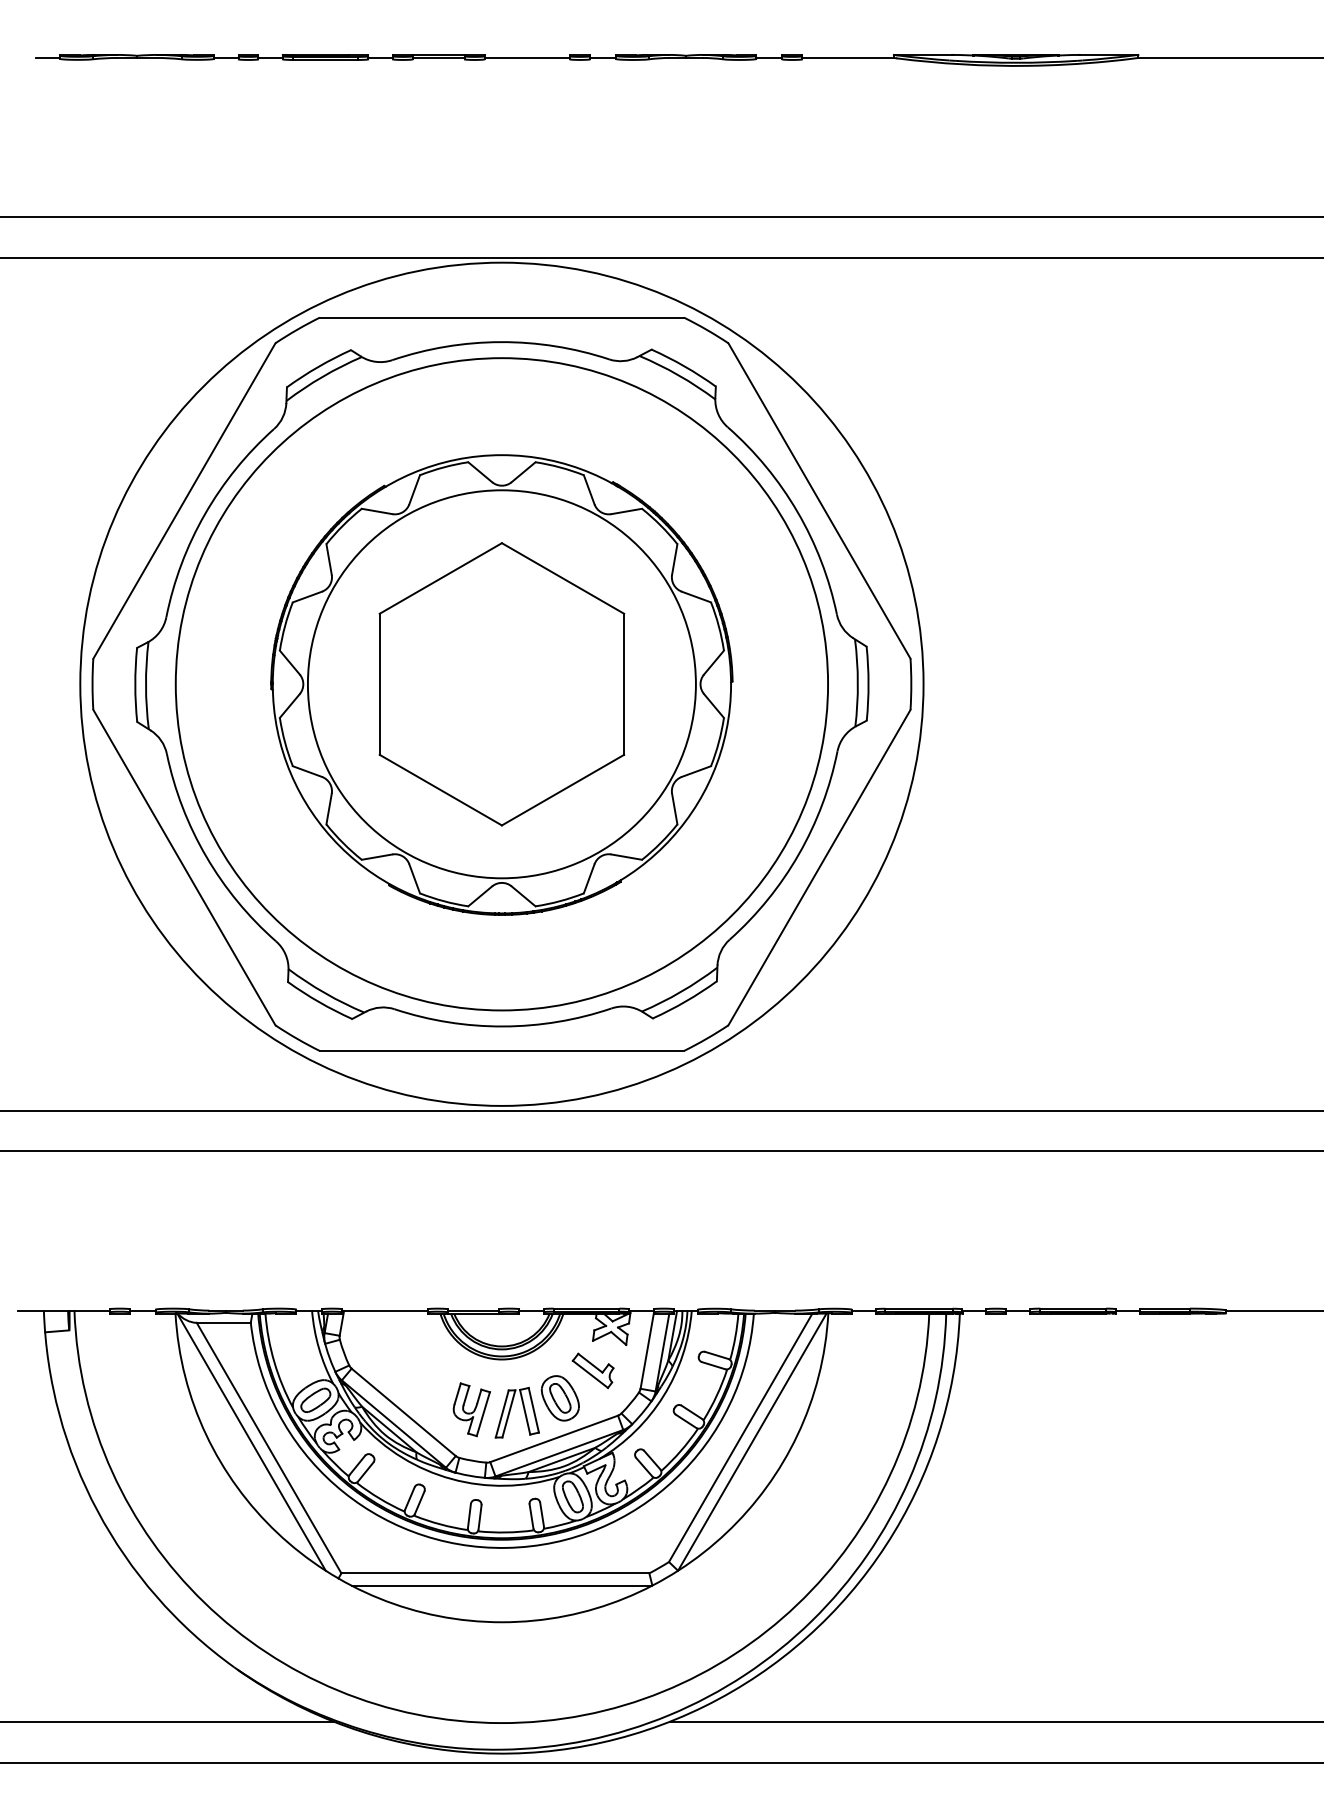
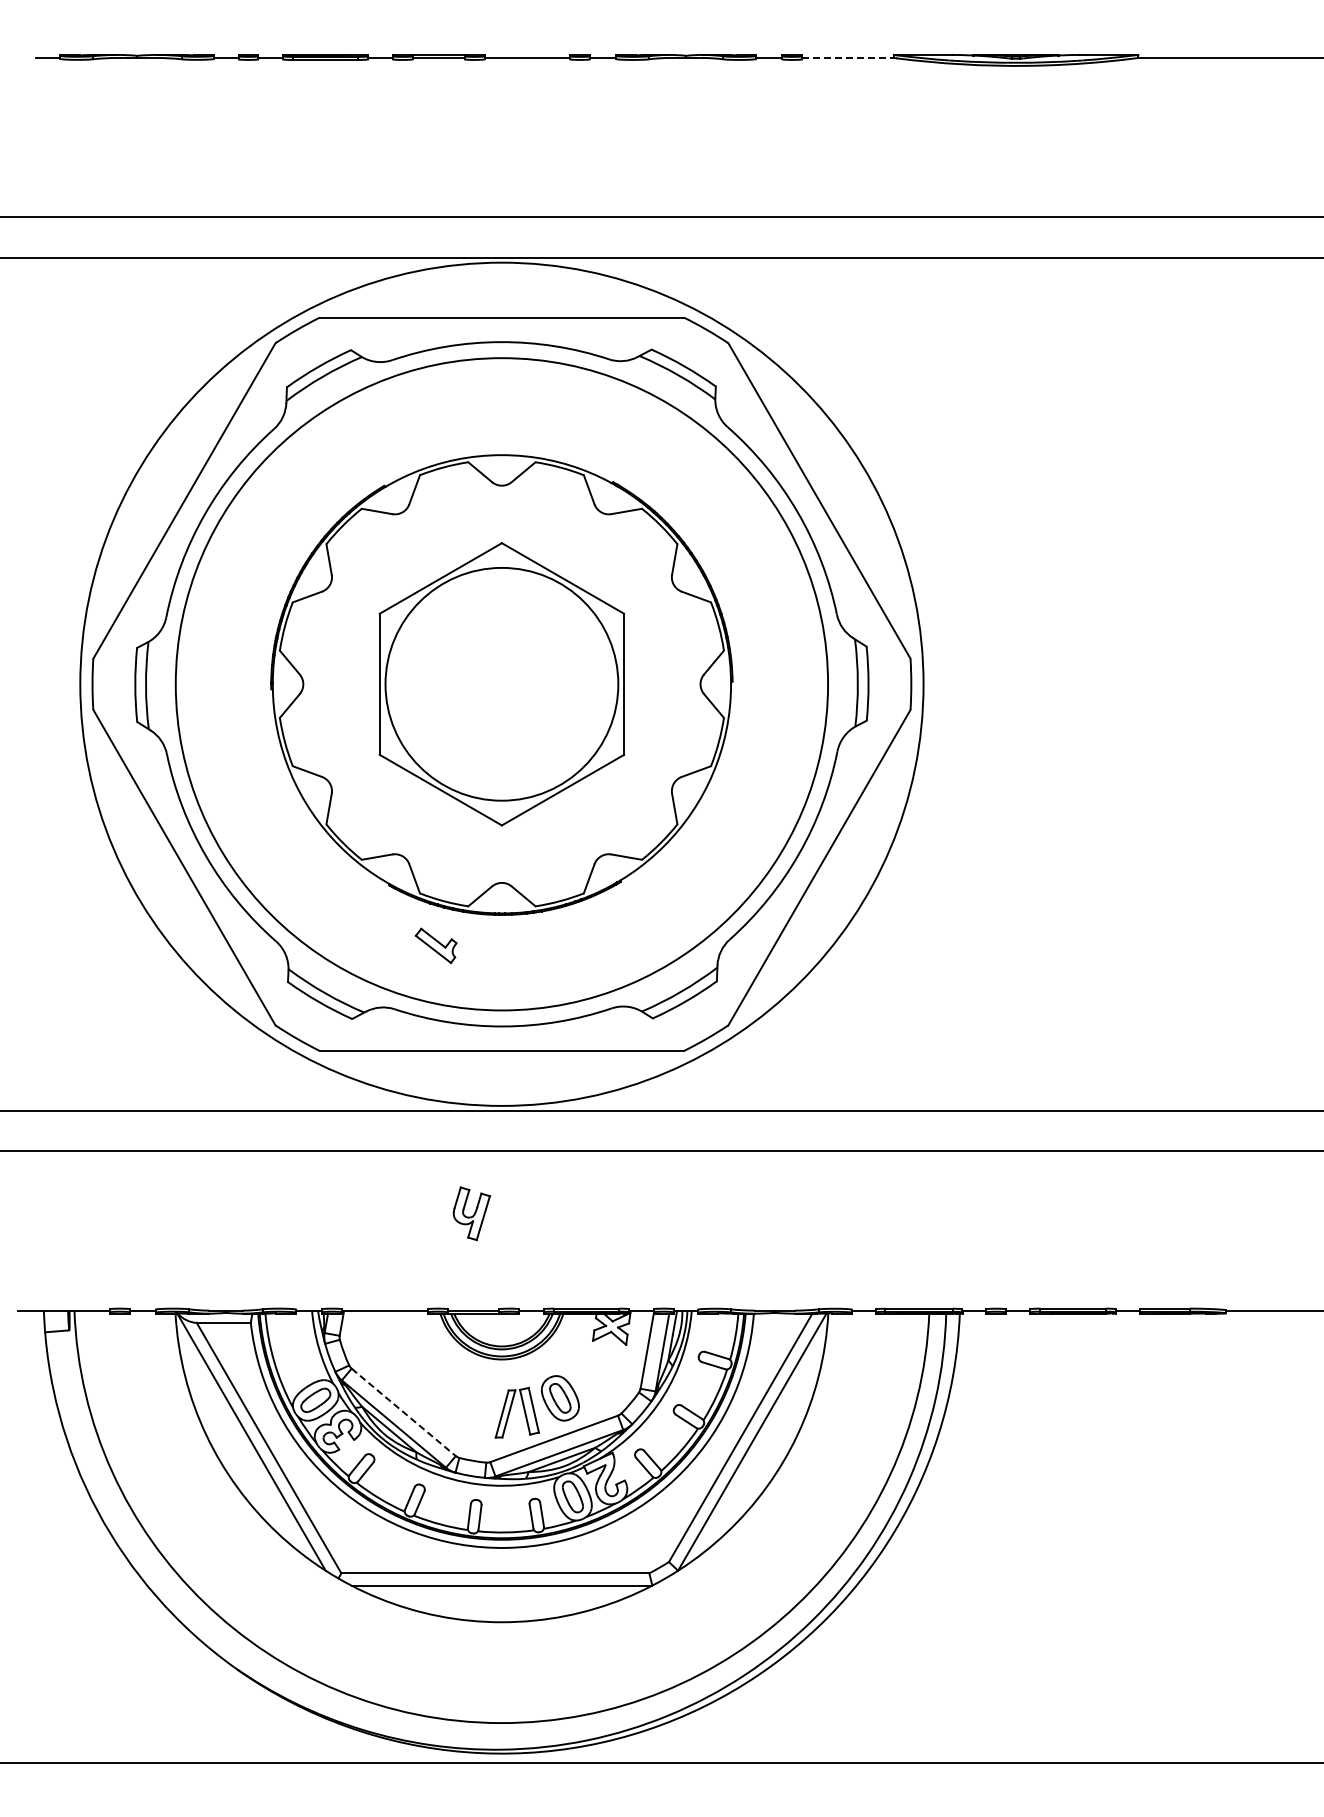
line: solid -> dashed (848, 57)
circle diameter: 388 px -> 233 px (501, 683)
part position: (592, 1370) -> (435, 945) (435, 945)
part position: (471, 1409) -> (471, 1213) (471, 1213)
line: solid -> dashed (403, 1412)
line: present -> none (168, 1721)
line: present -> none (994, 1721)
